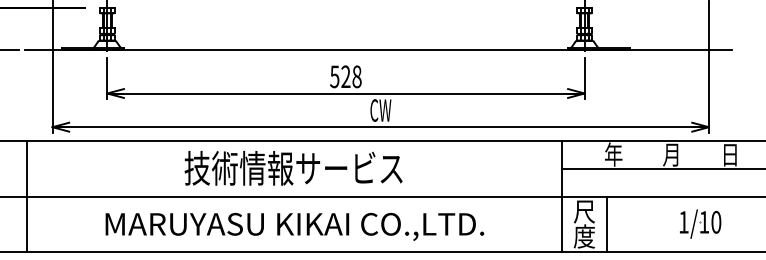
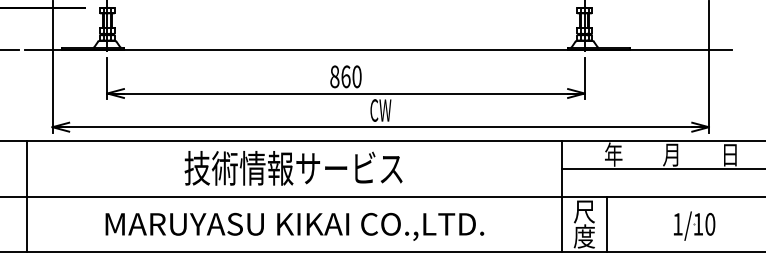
text: 528 -> 860 (345, 76)
part position: (700, 223) -> (694, 225) (694, 225)
